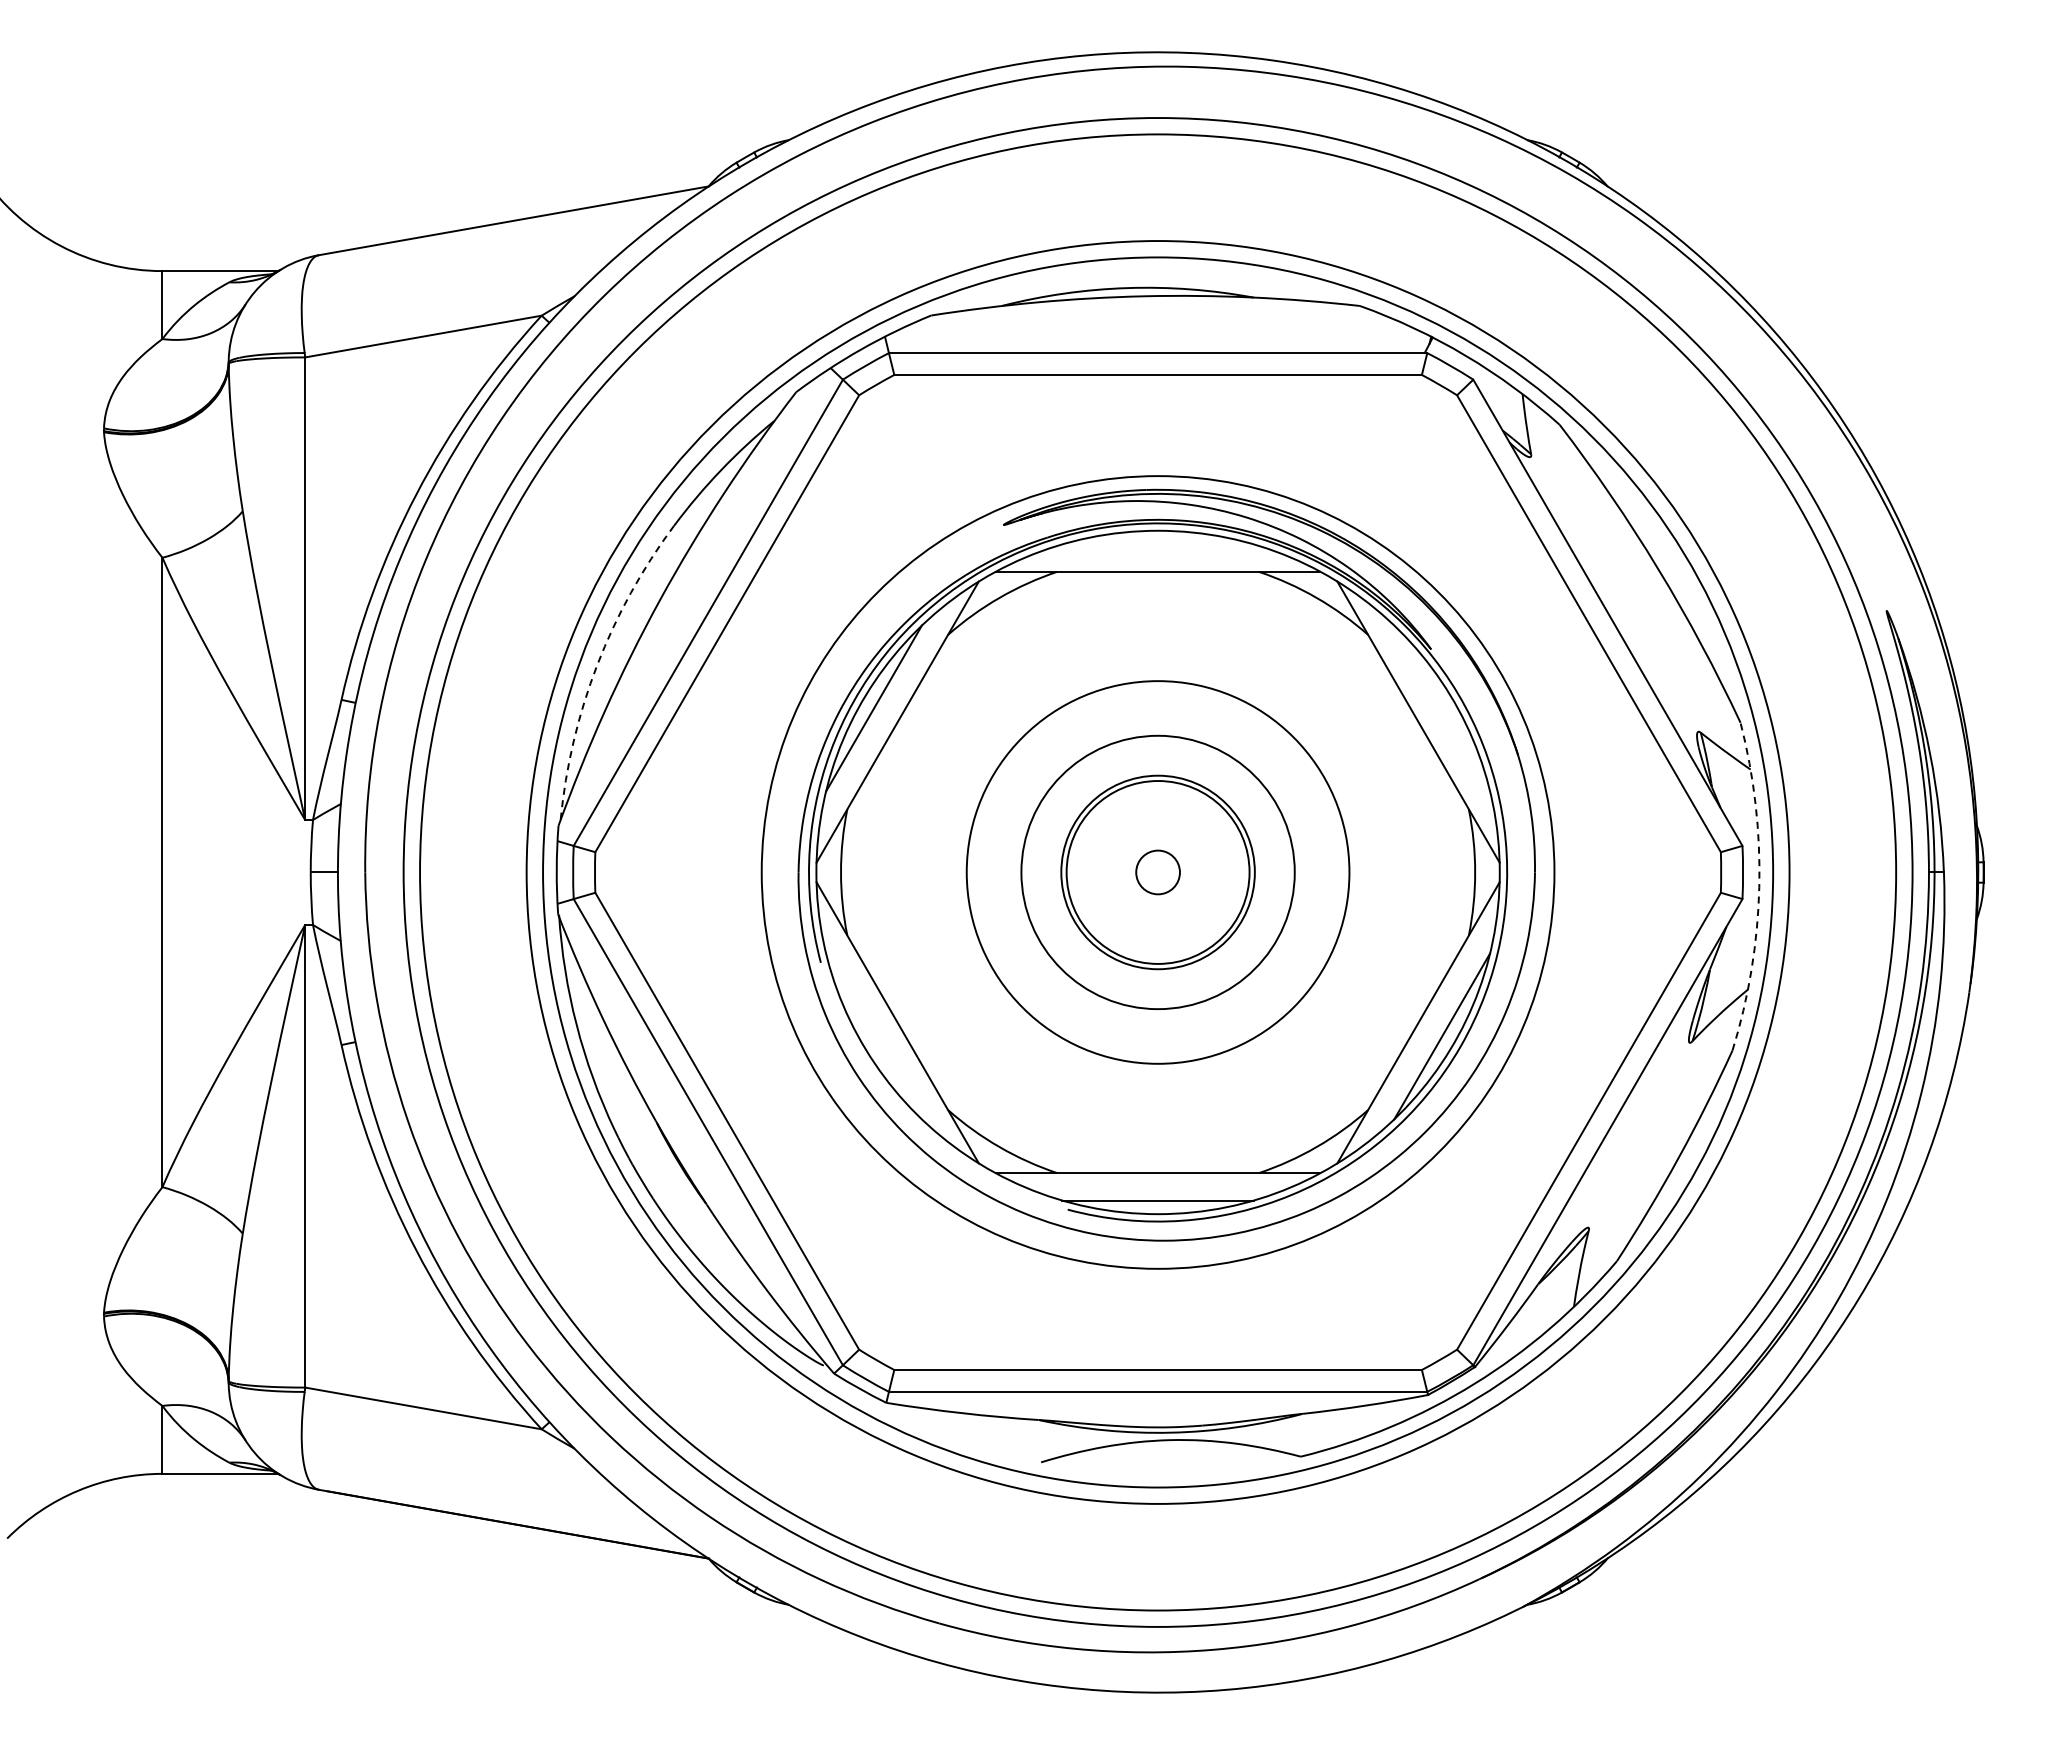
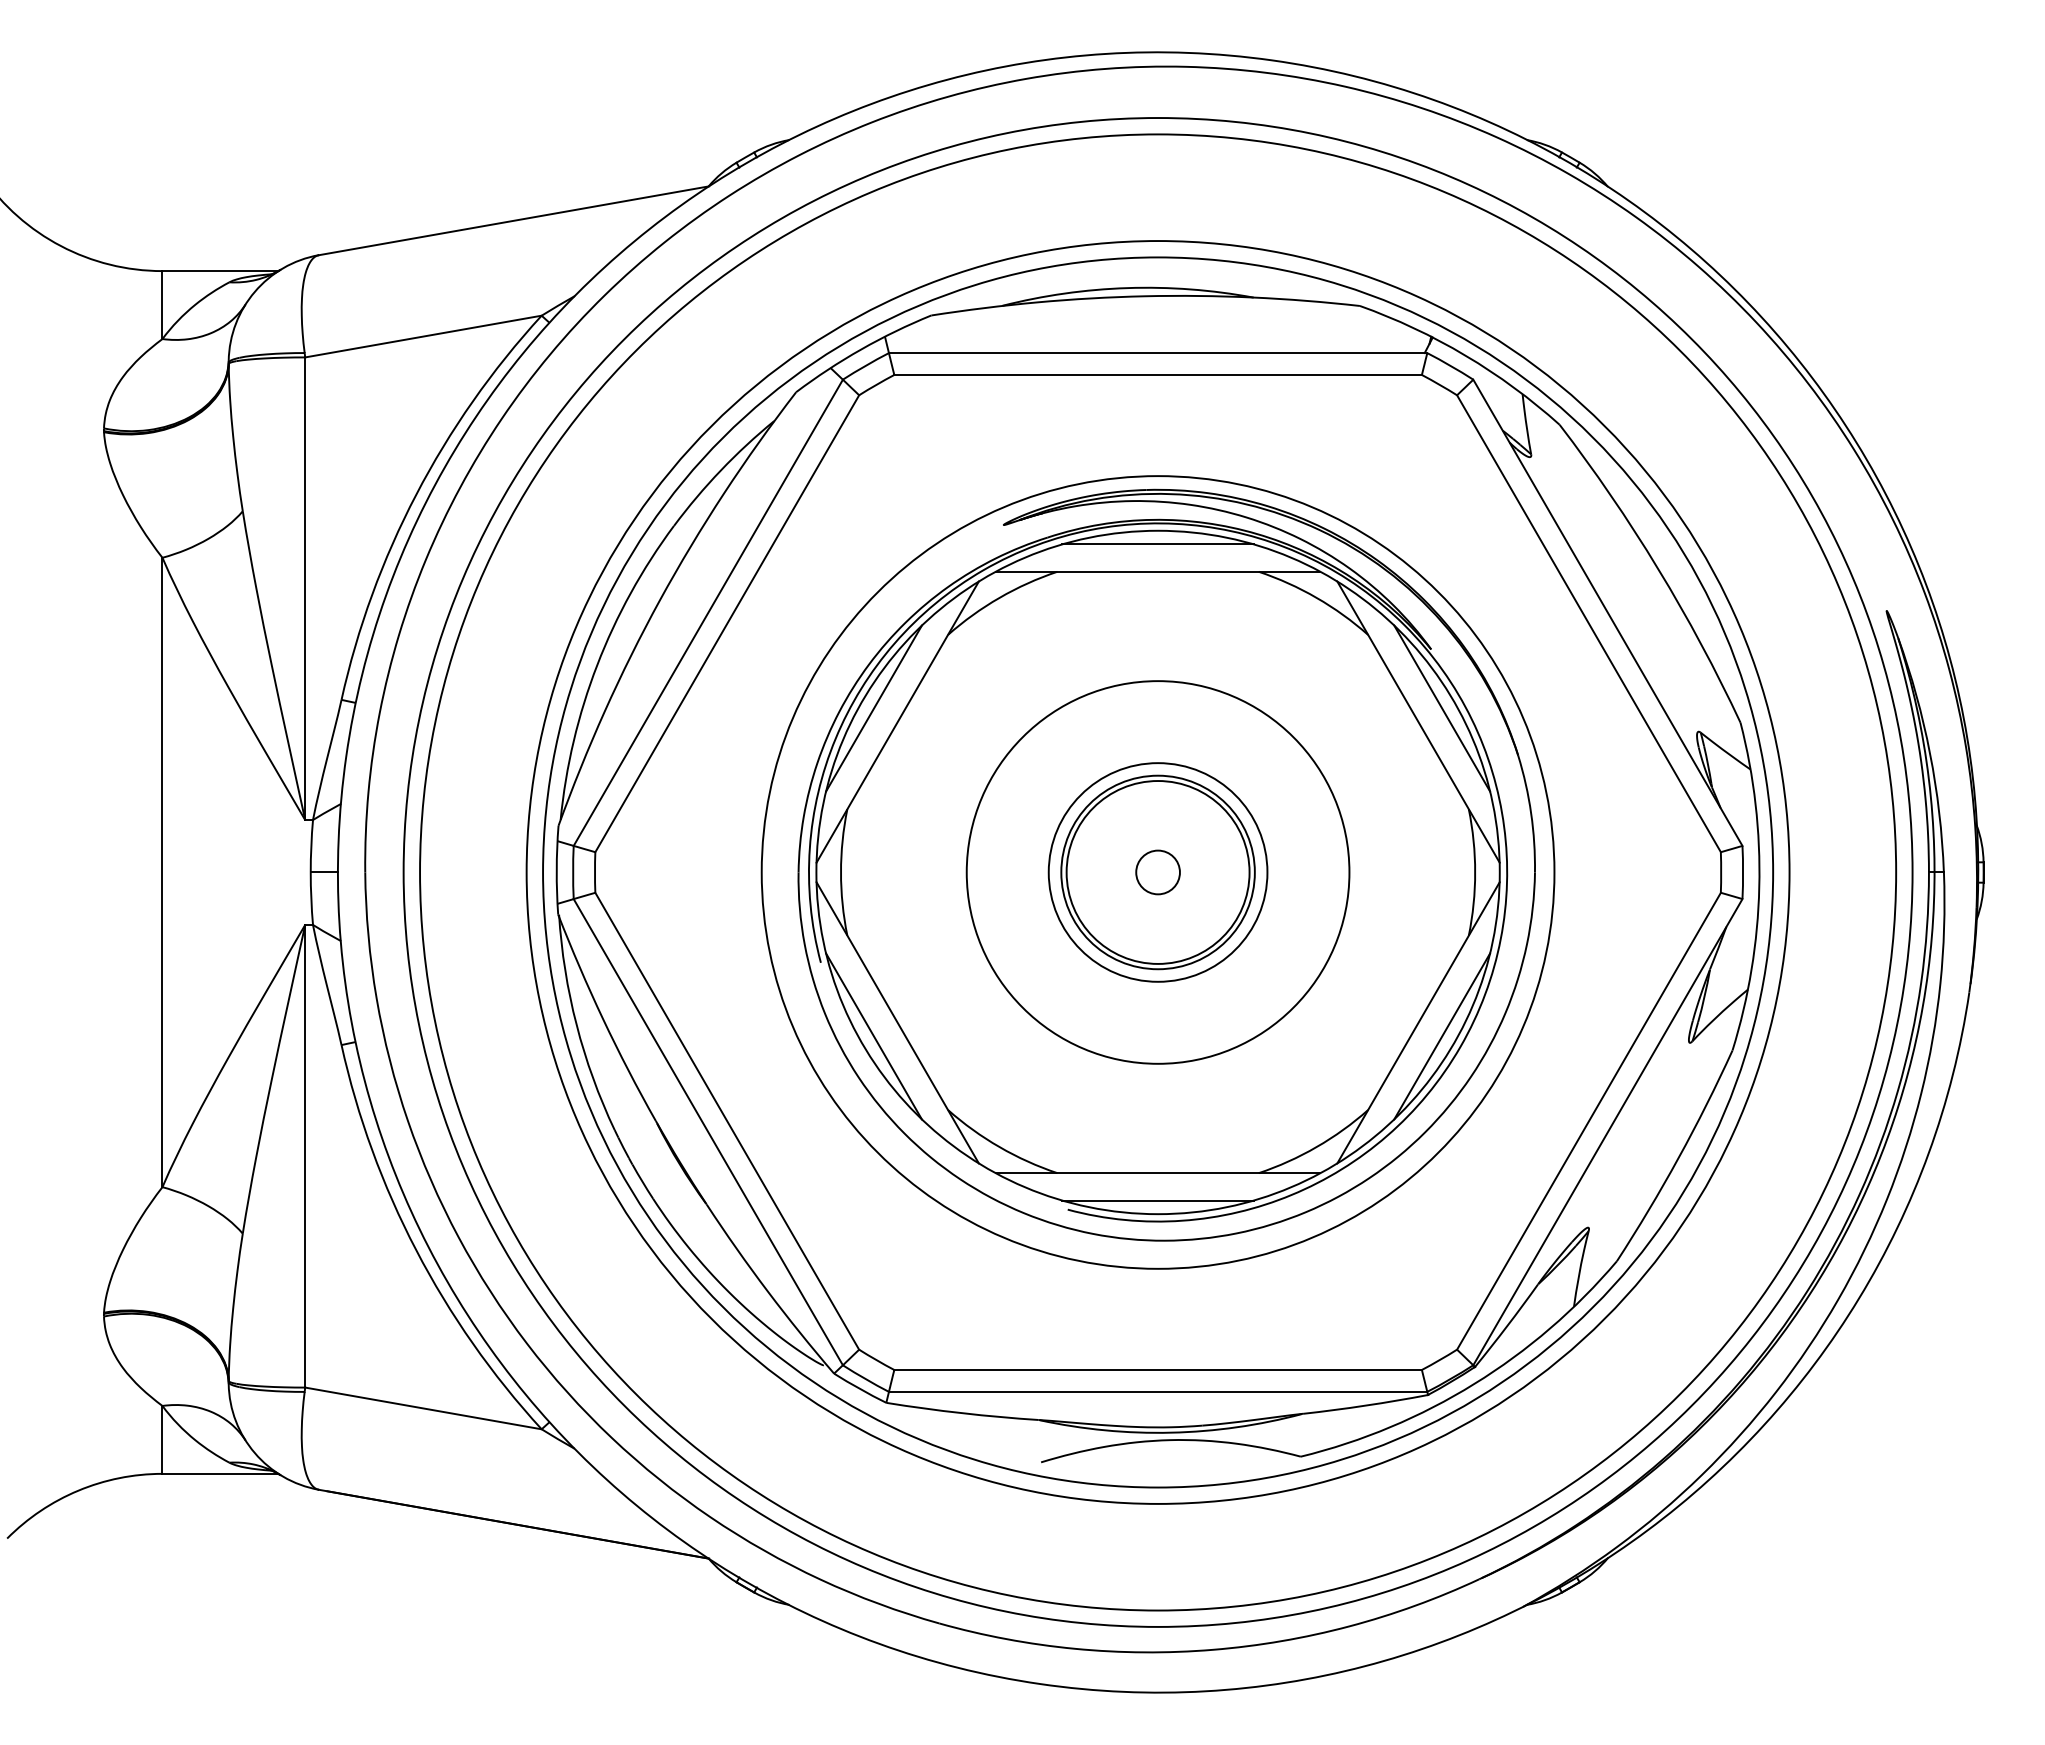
line: none -> present (1157, 544)
arc: dashed -> solid (597, 665)
line: none -> present (1442, 708)
circle diameter: 273 px -> 219 px (1157, 872)
arc: dashed -> solid (1759, 887)
line: none -> present (873, 1036)
